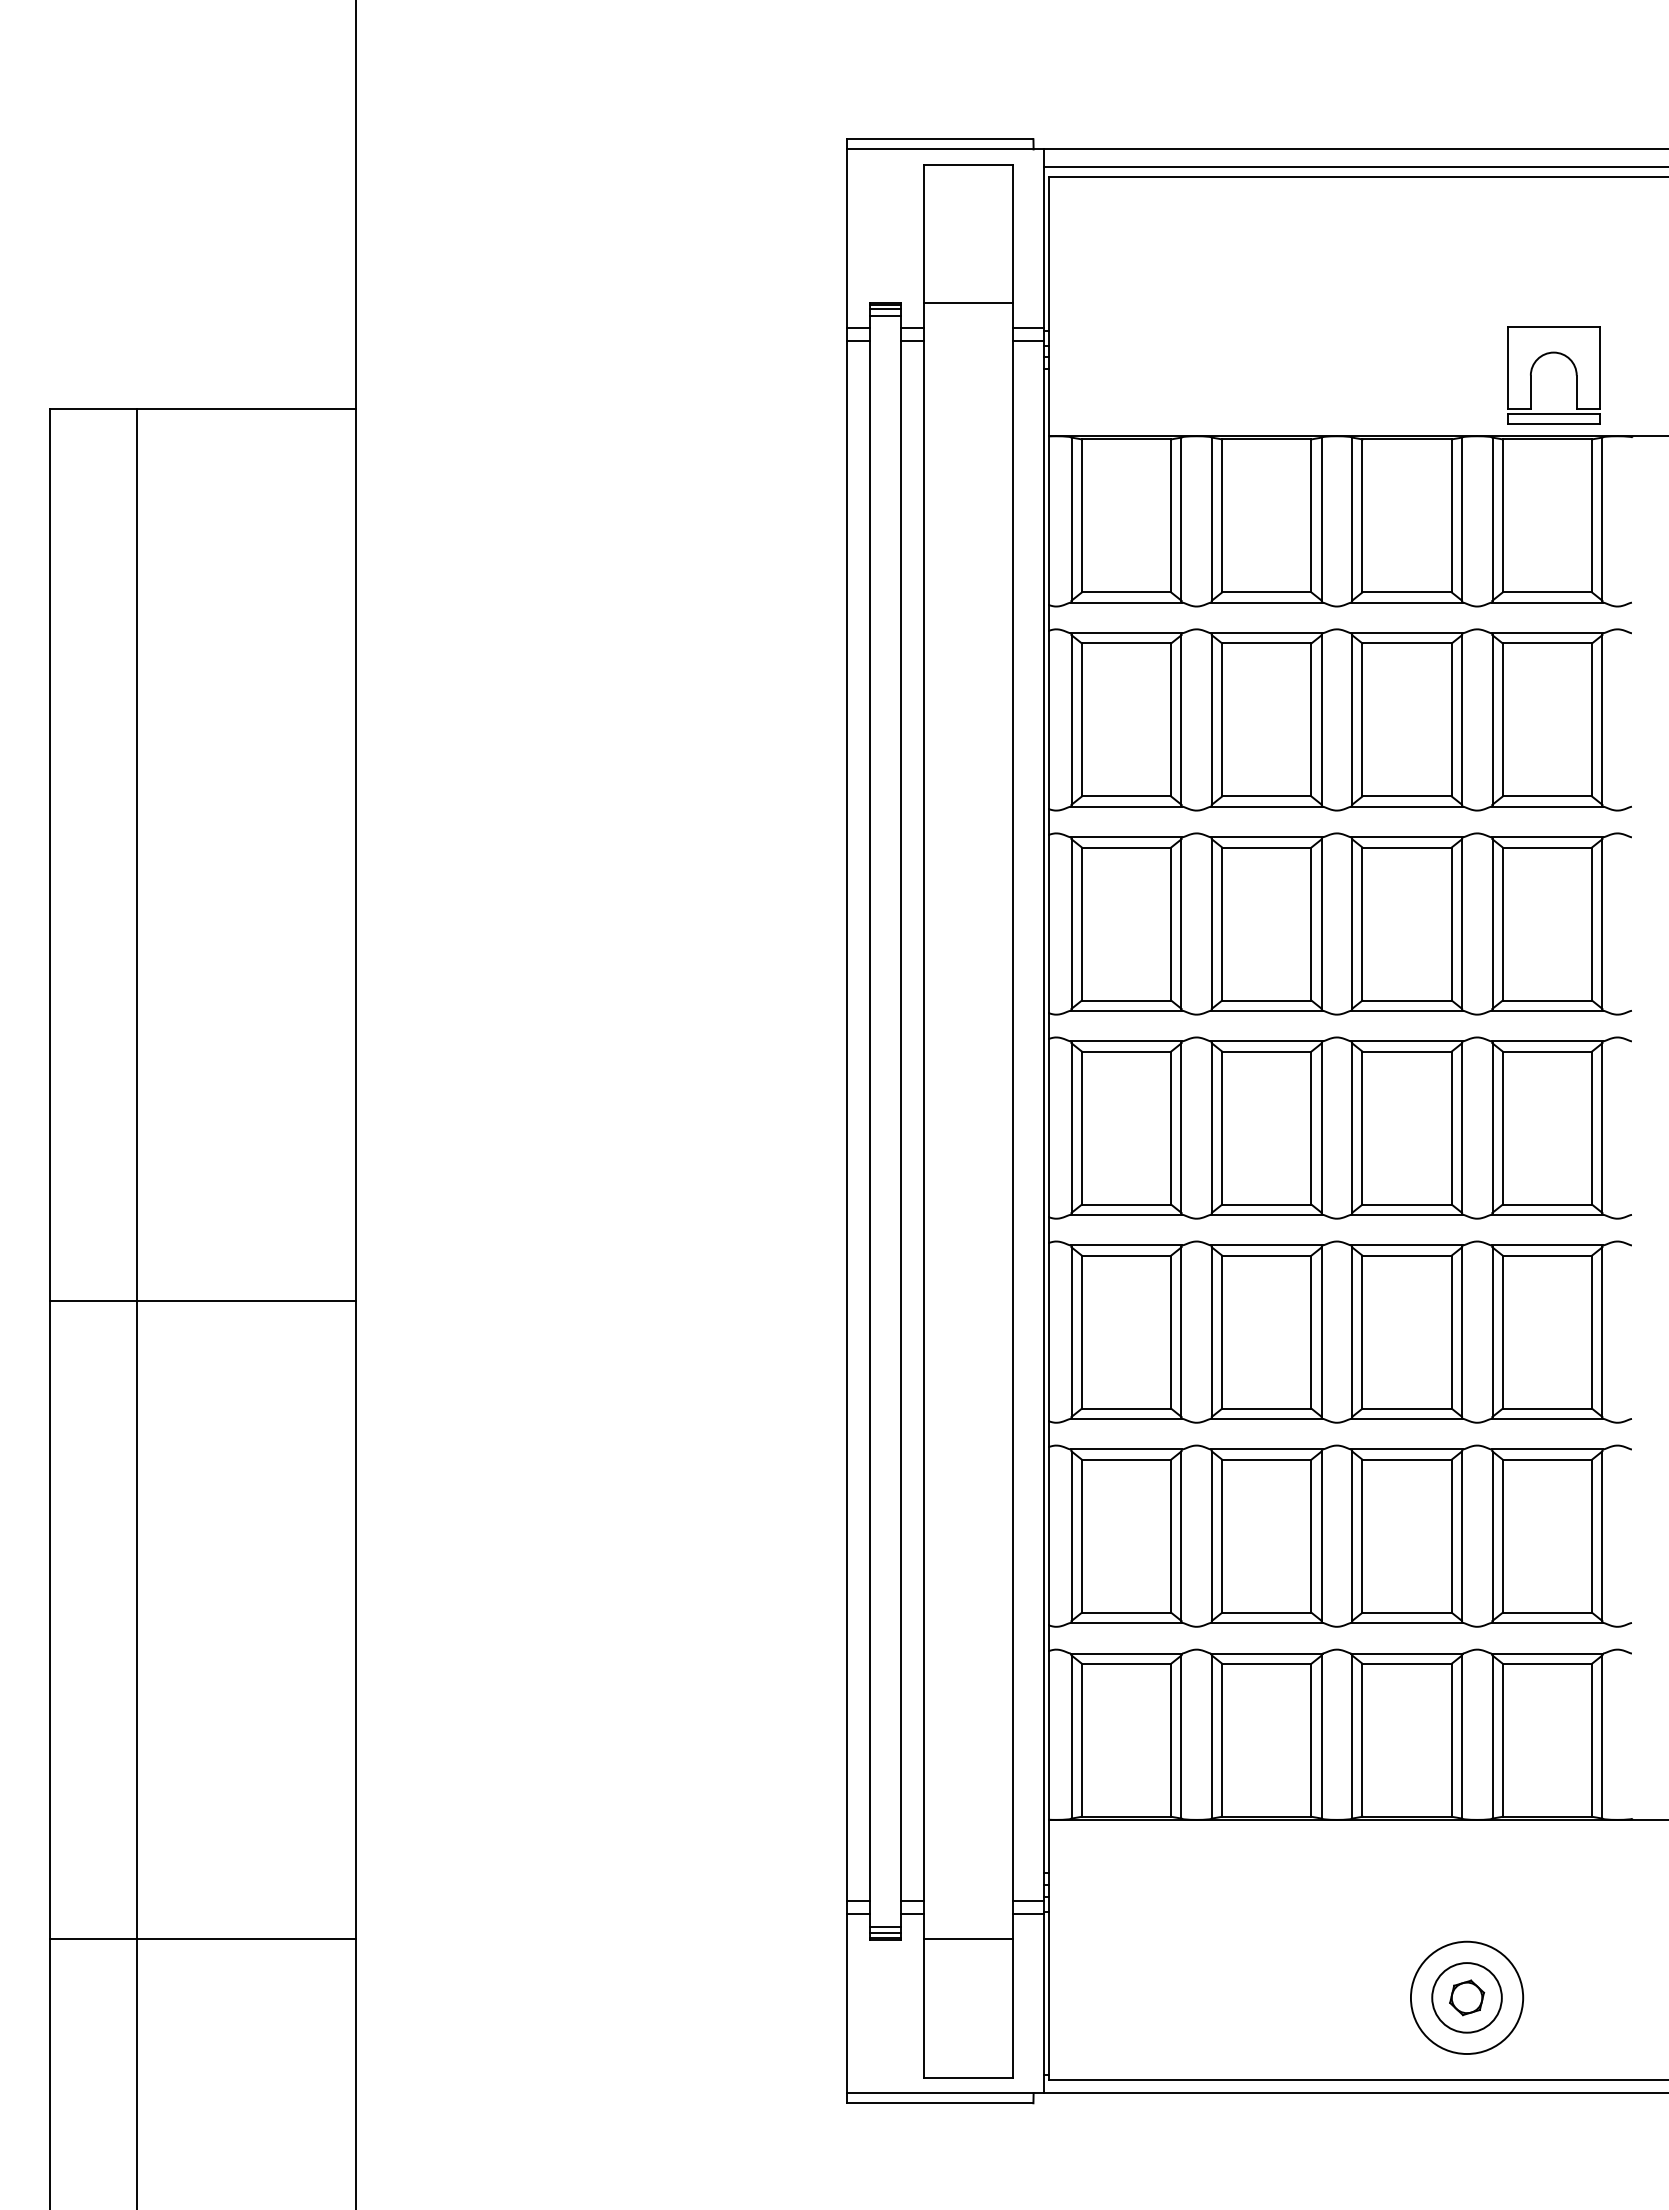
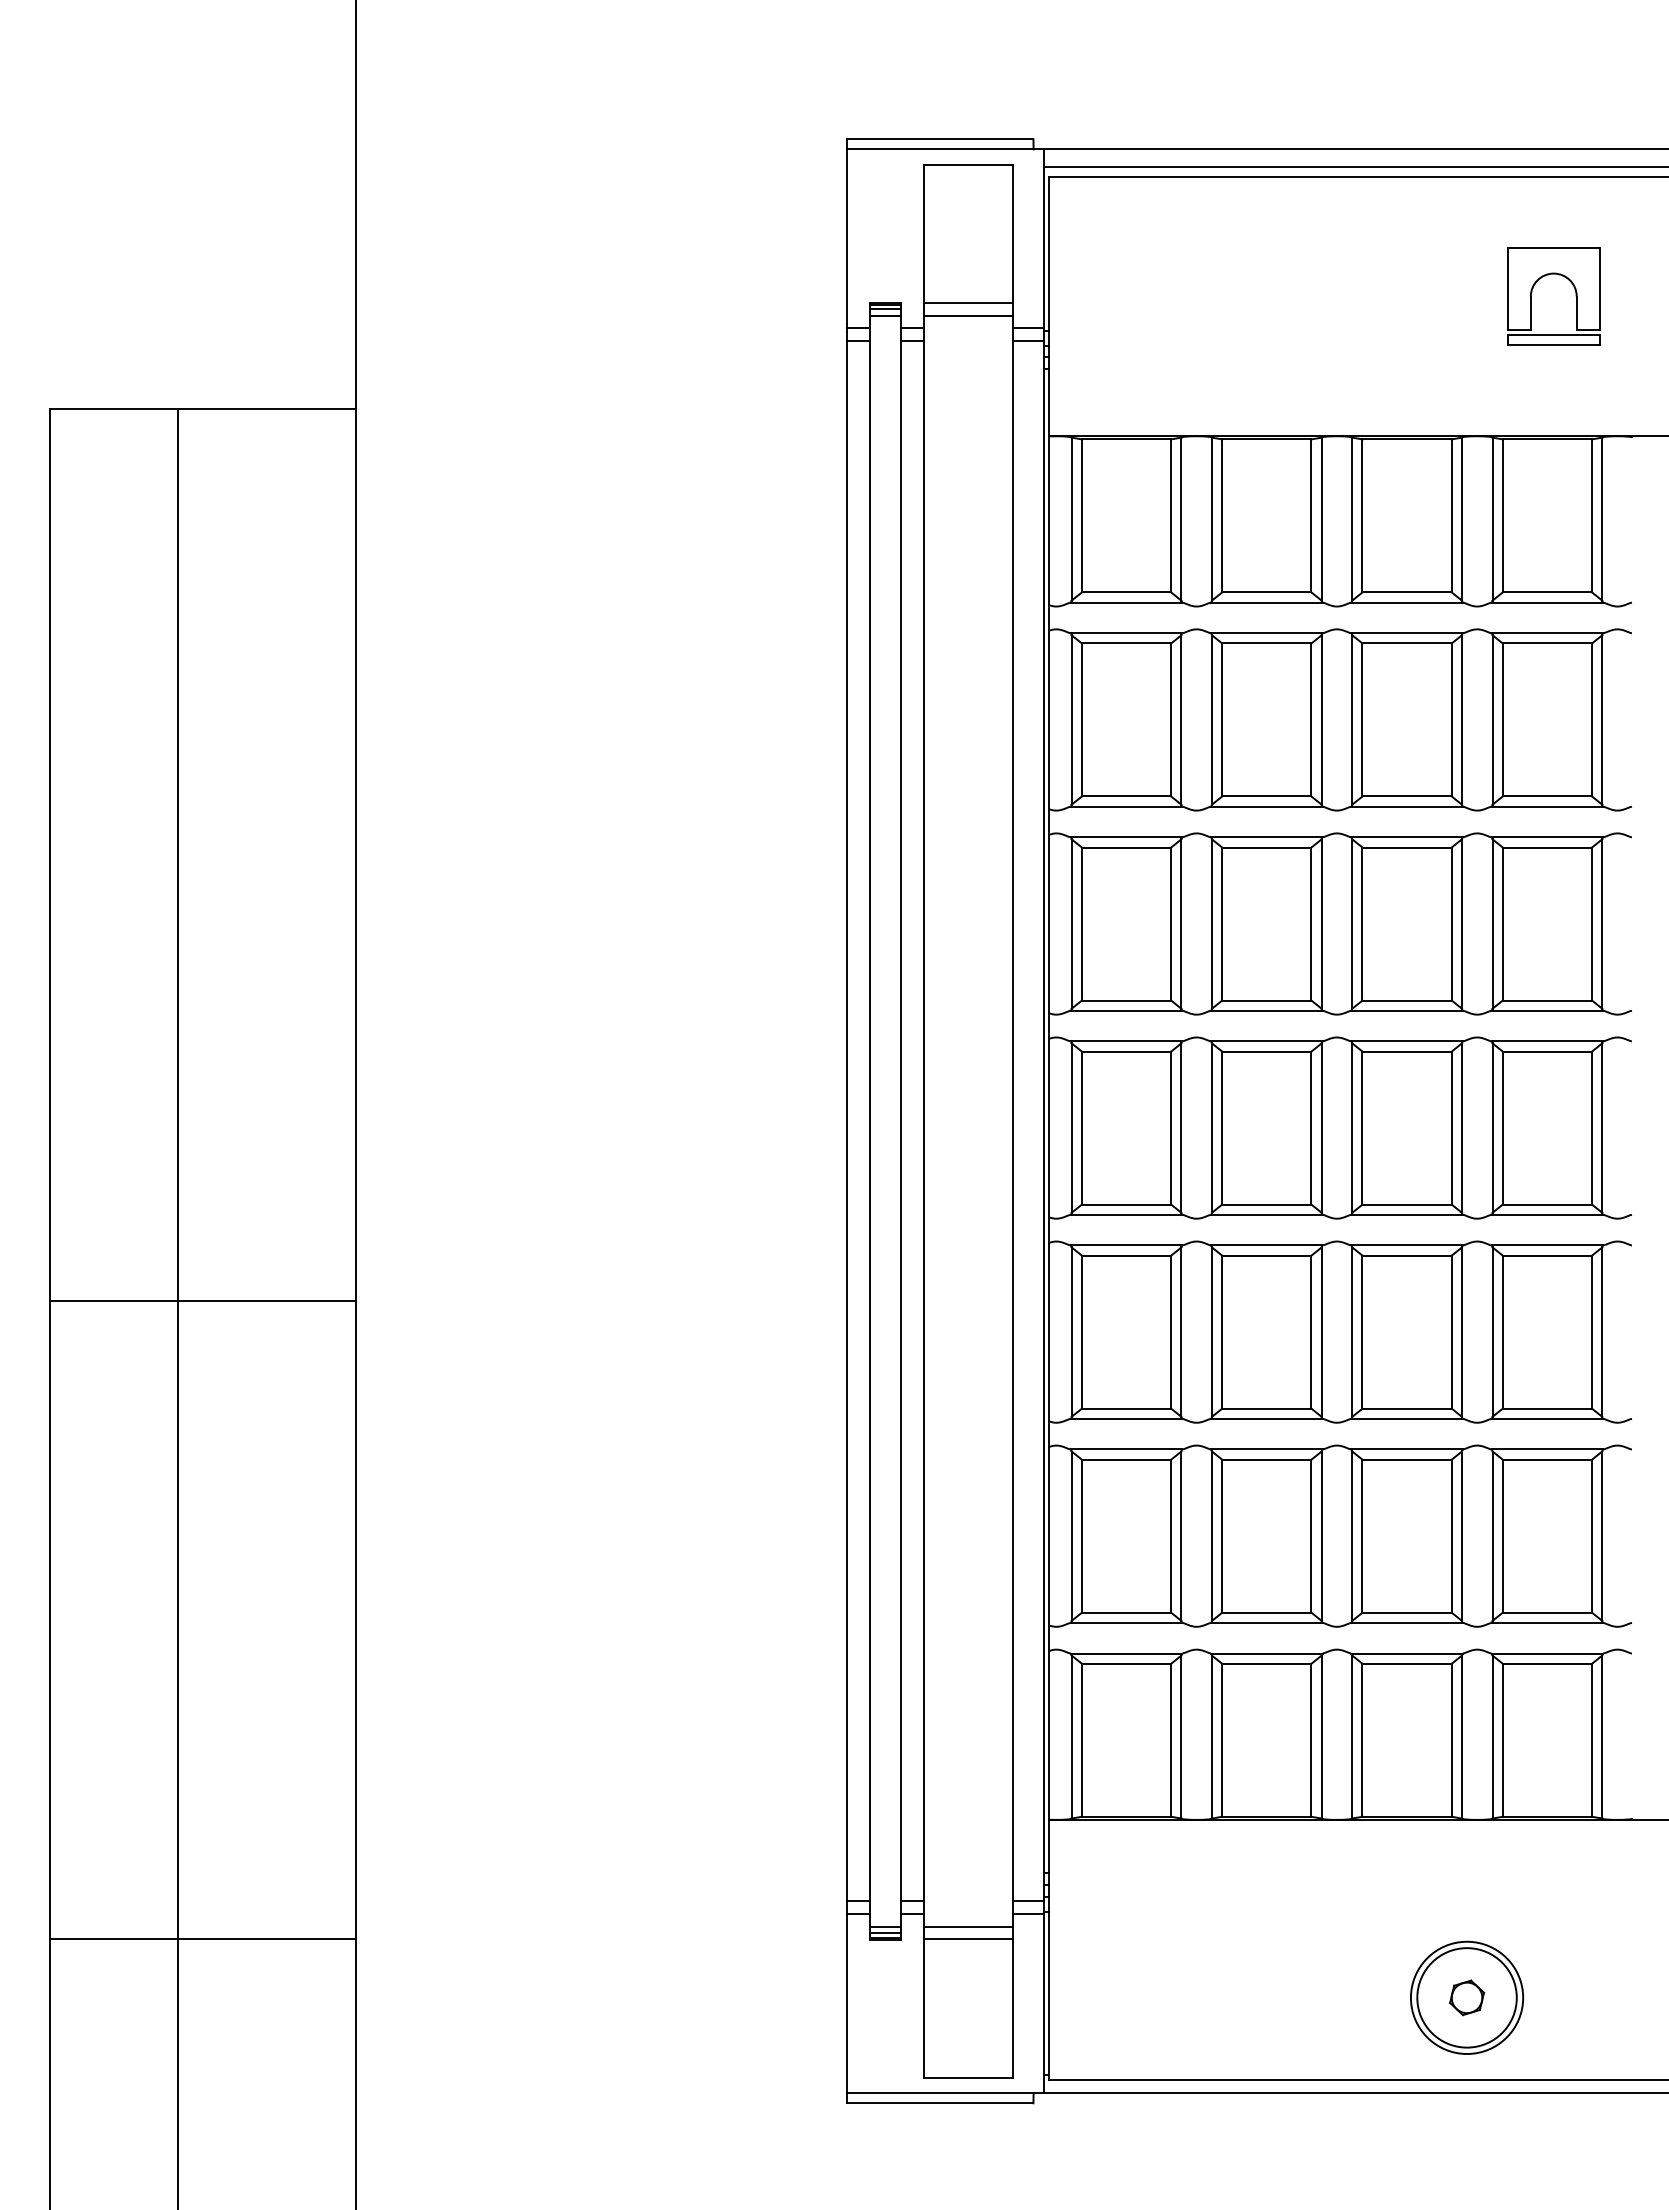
line: none -> present (968, 315)
part position: (1532, 371) -> (1532, 292) (1532, 292)
line position: (136, 1307) -> (177, 1307) (177, 1307)
line: none -> present (968, 1926)
circle diameter: 70 px -> 99 px (1466, 1997)
